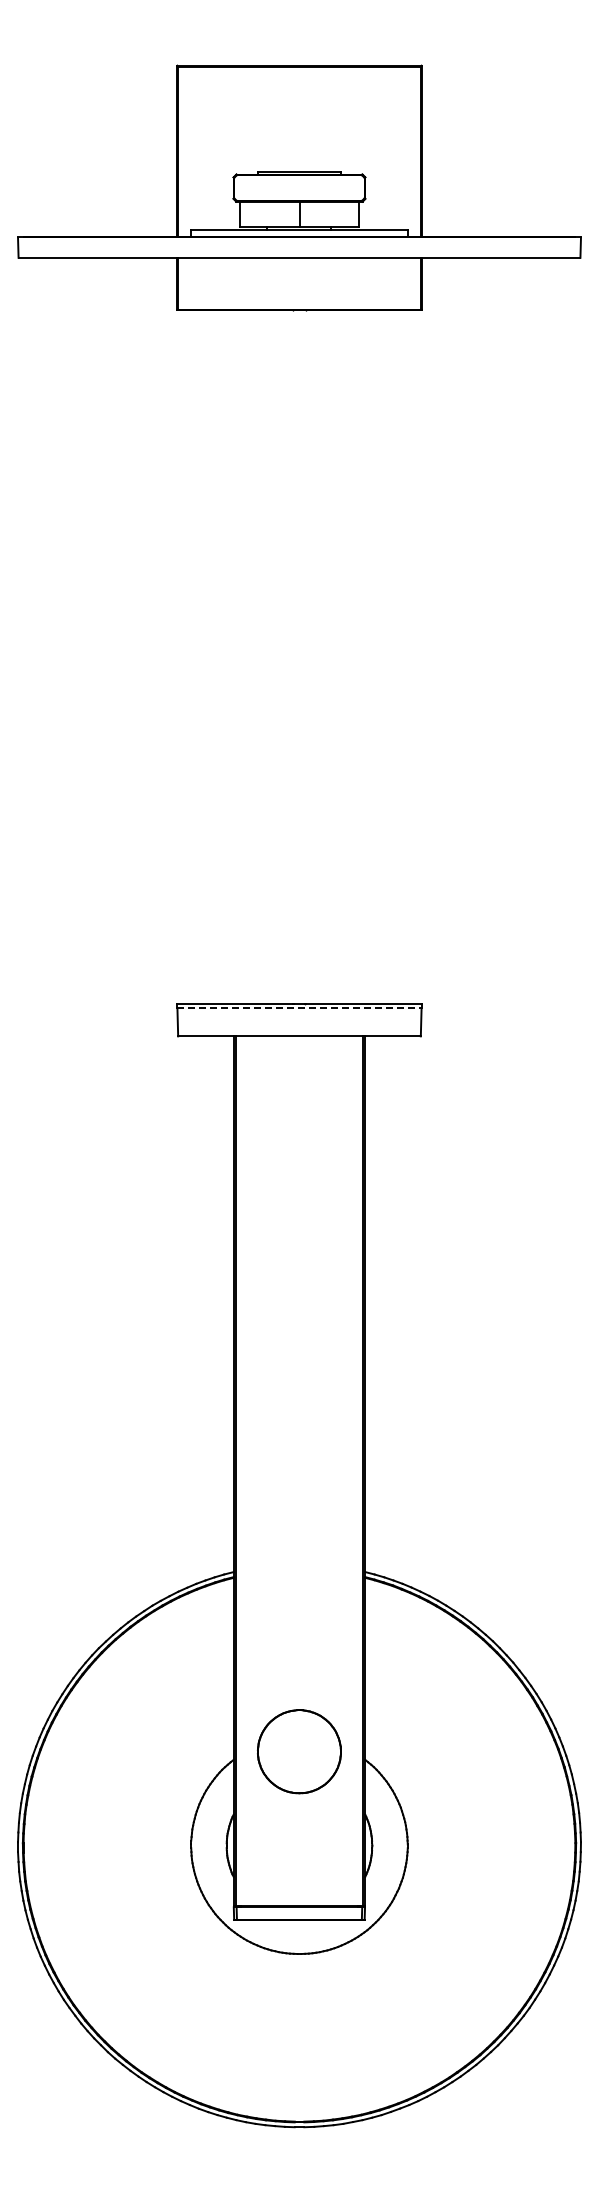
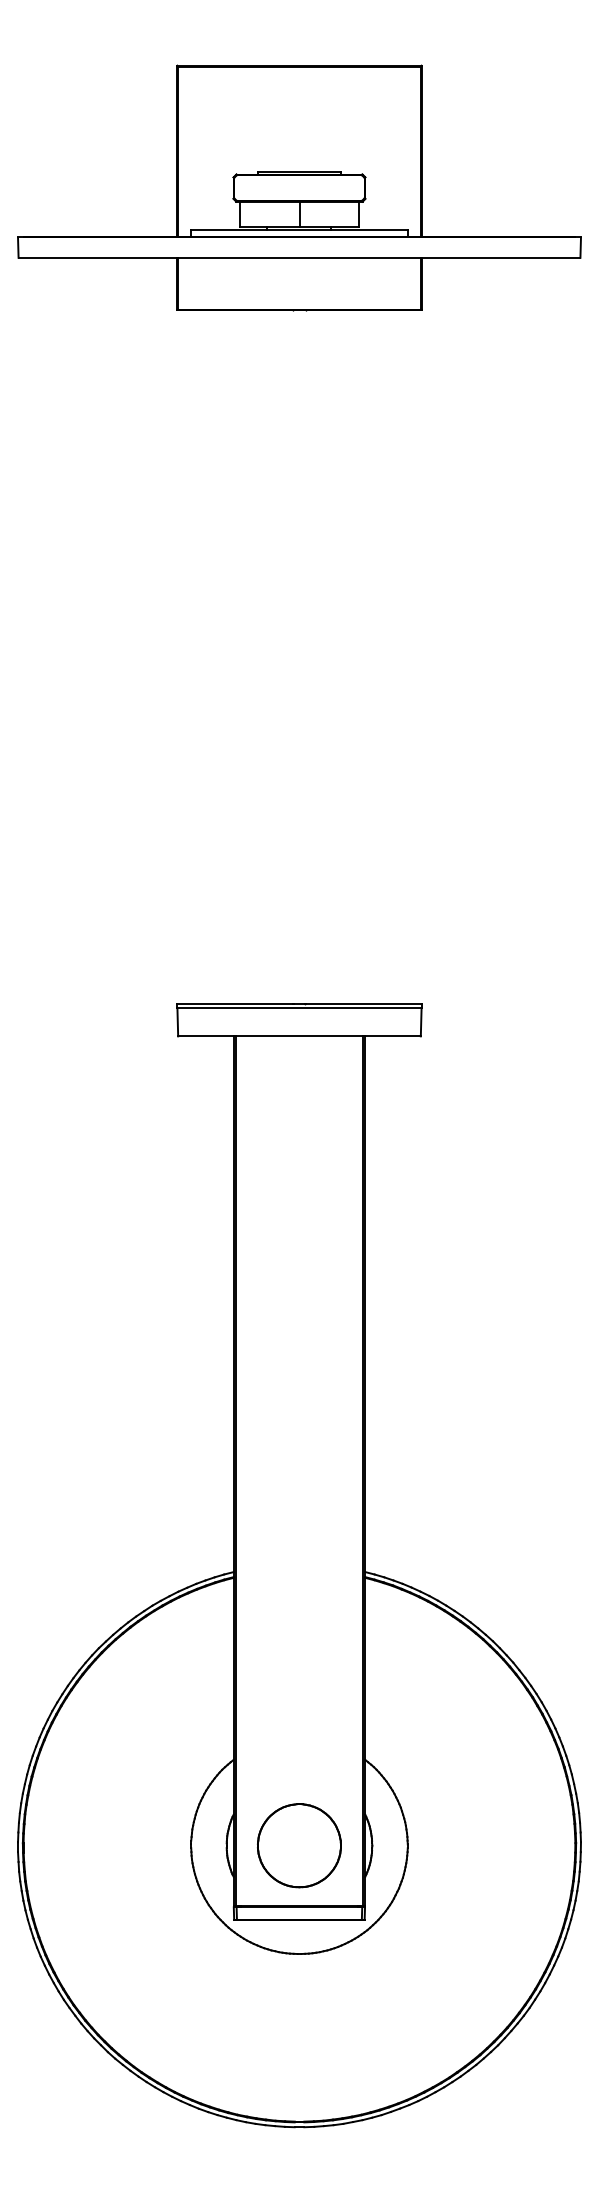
line: dashed -> solid (300, 1008)
part position: (299, 1751) -> (299, 1845) (299, 1845)
